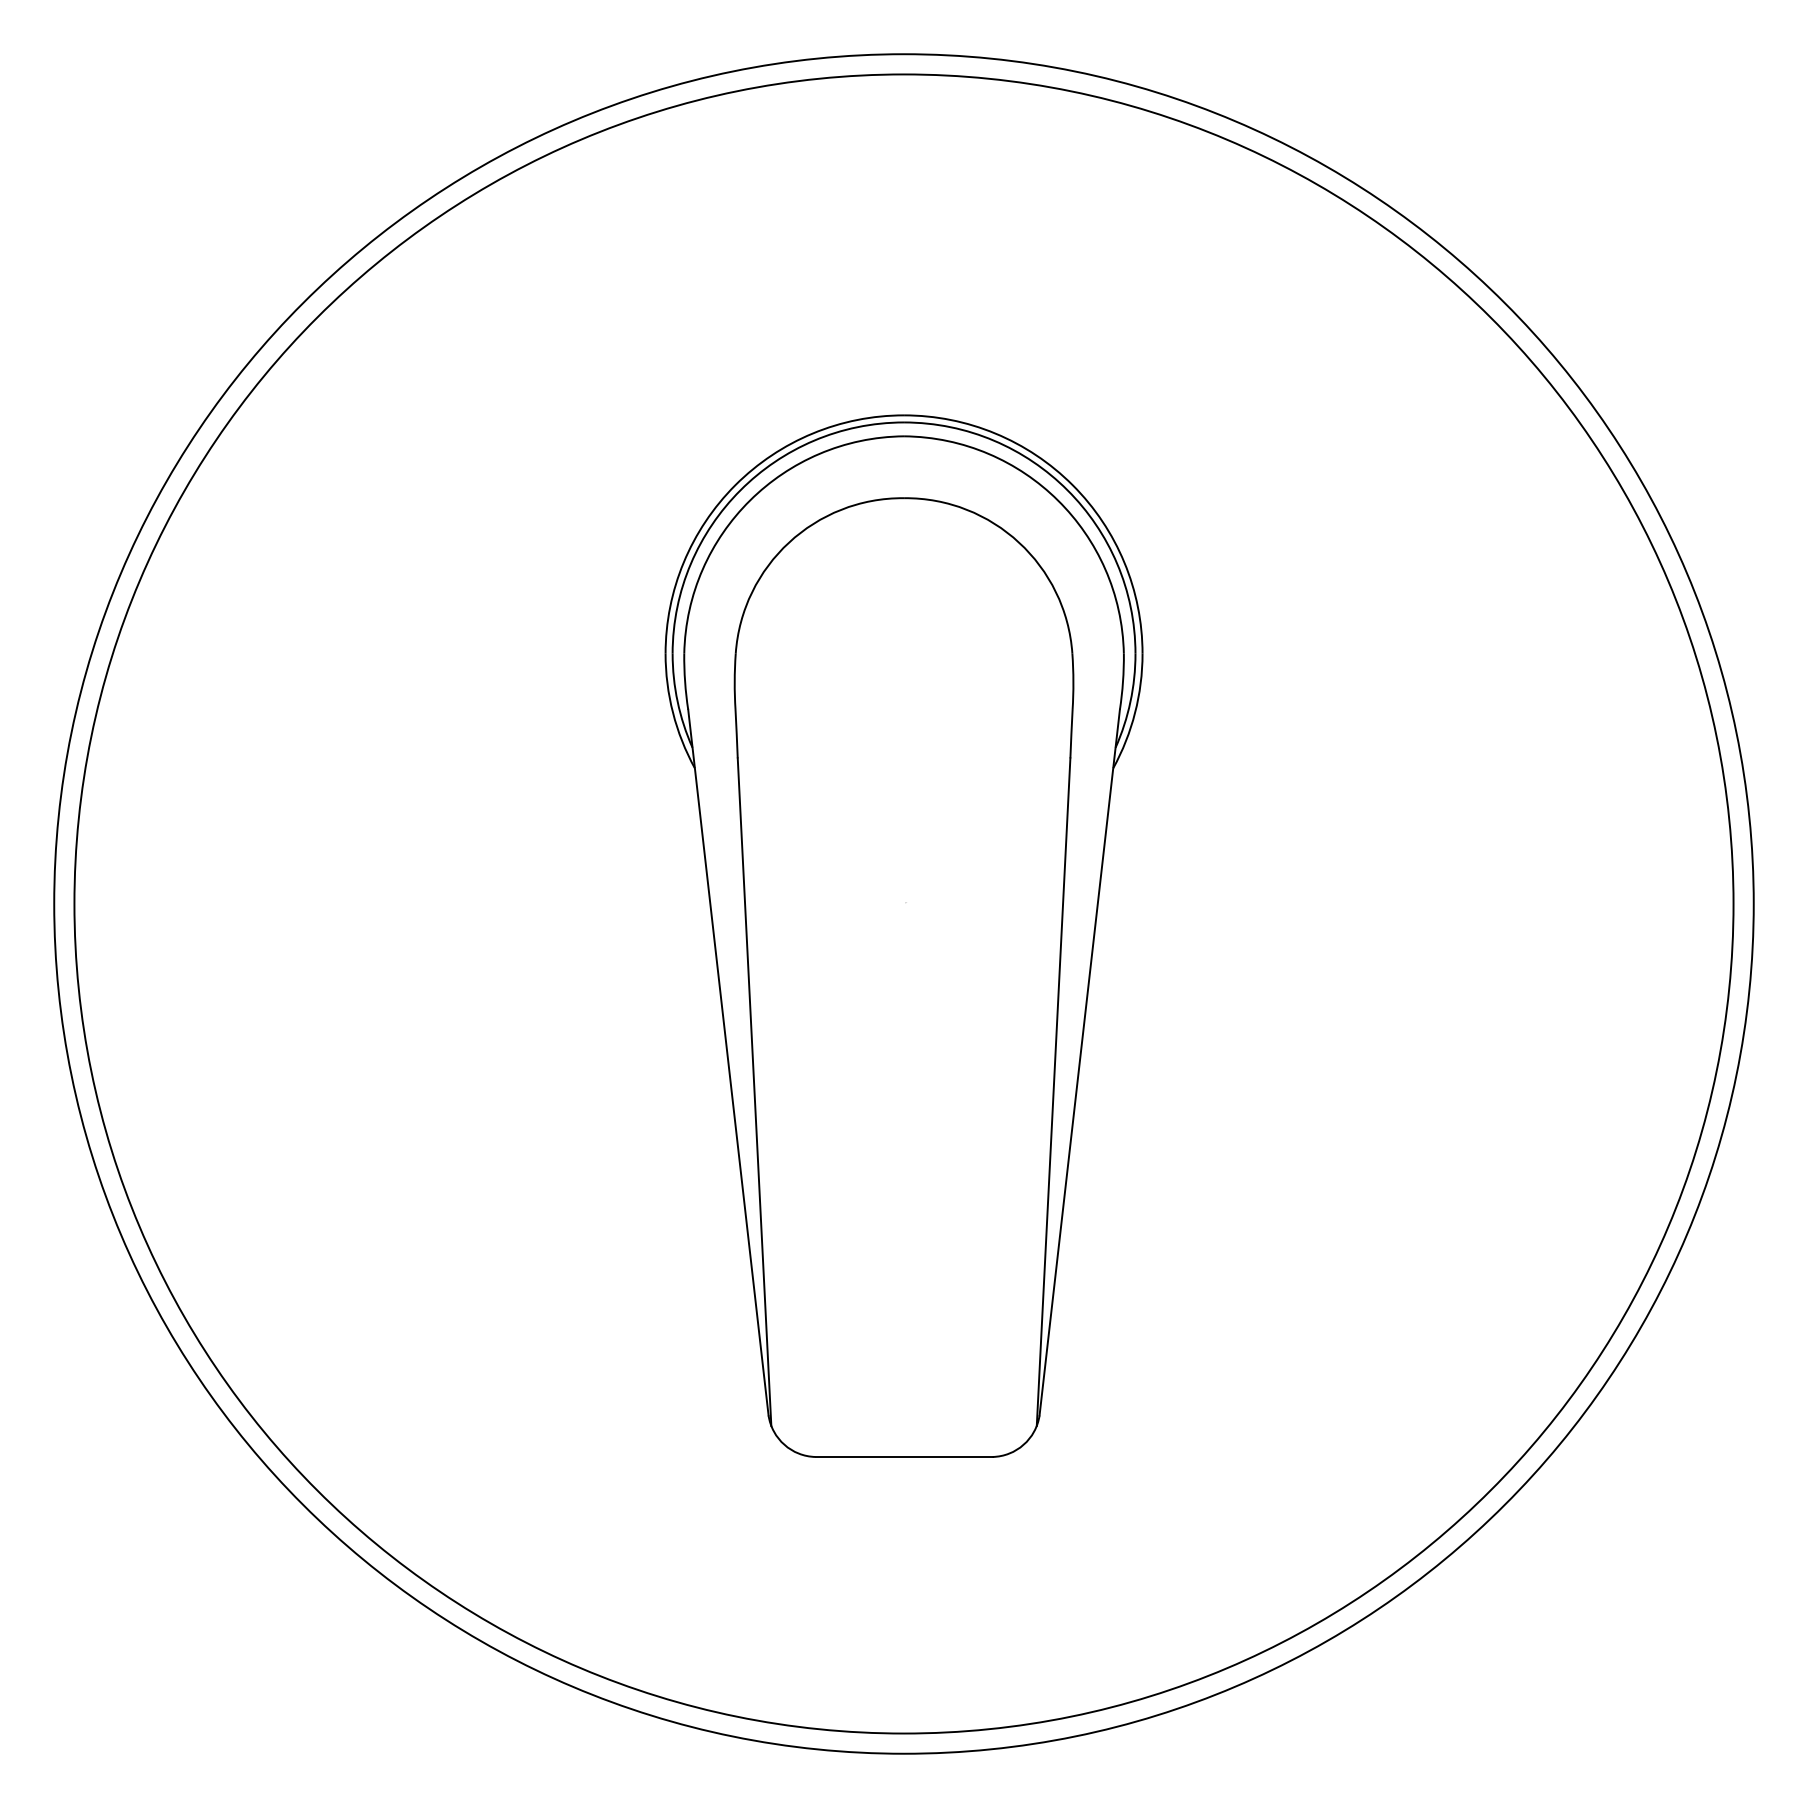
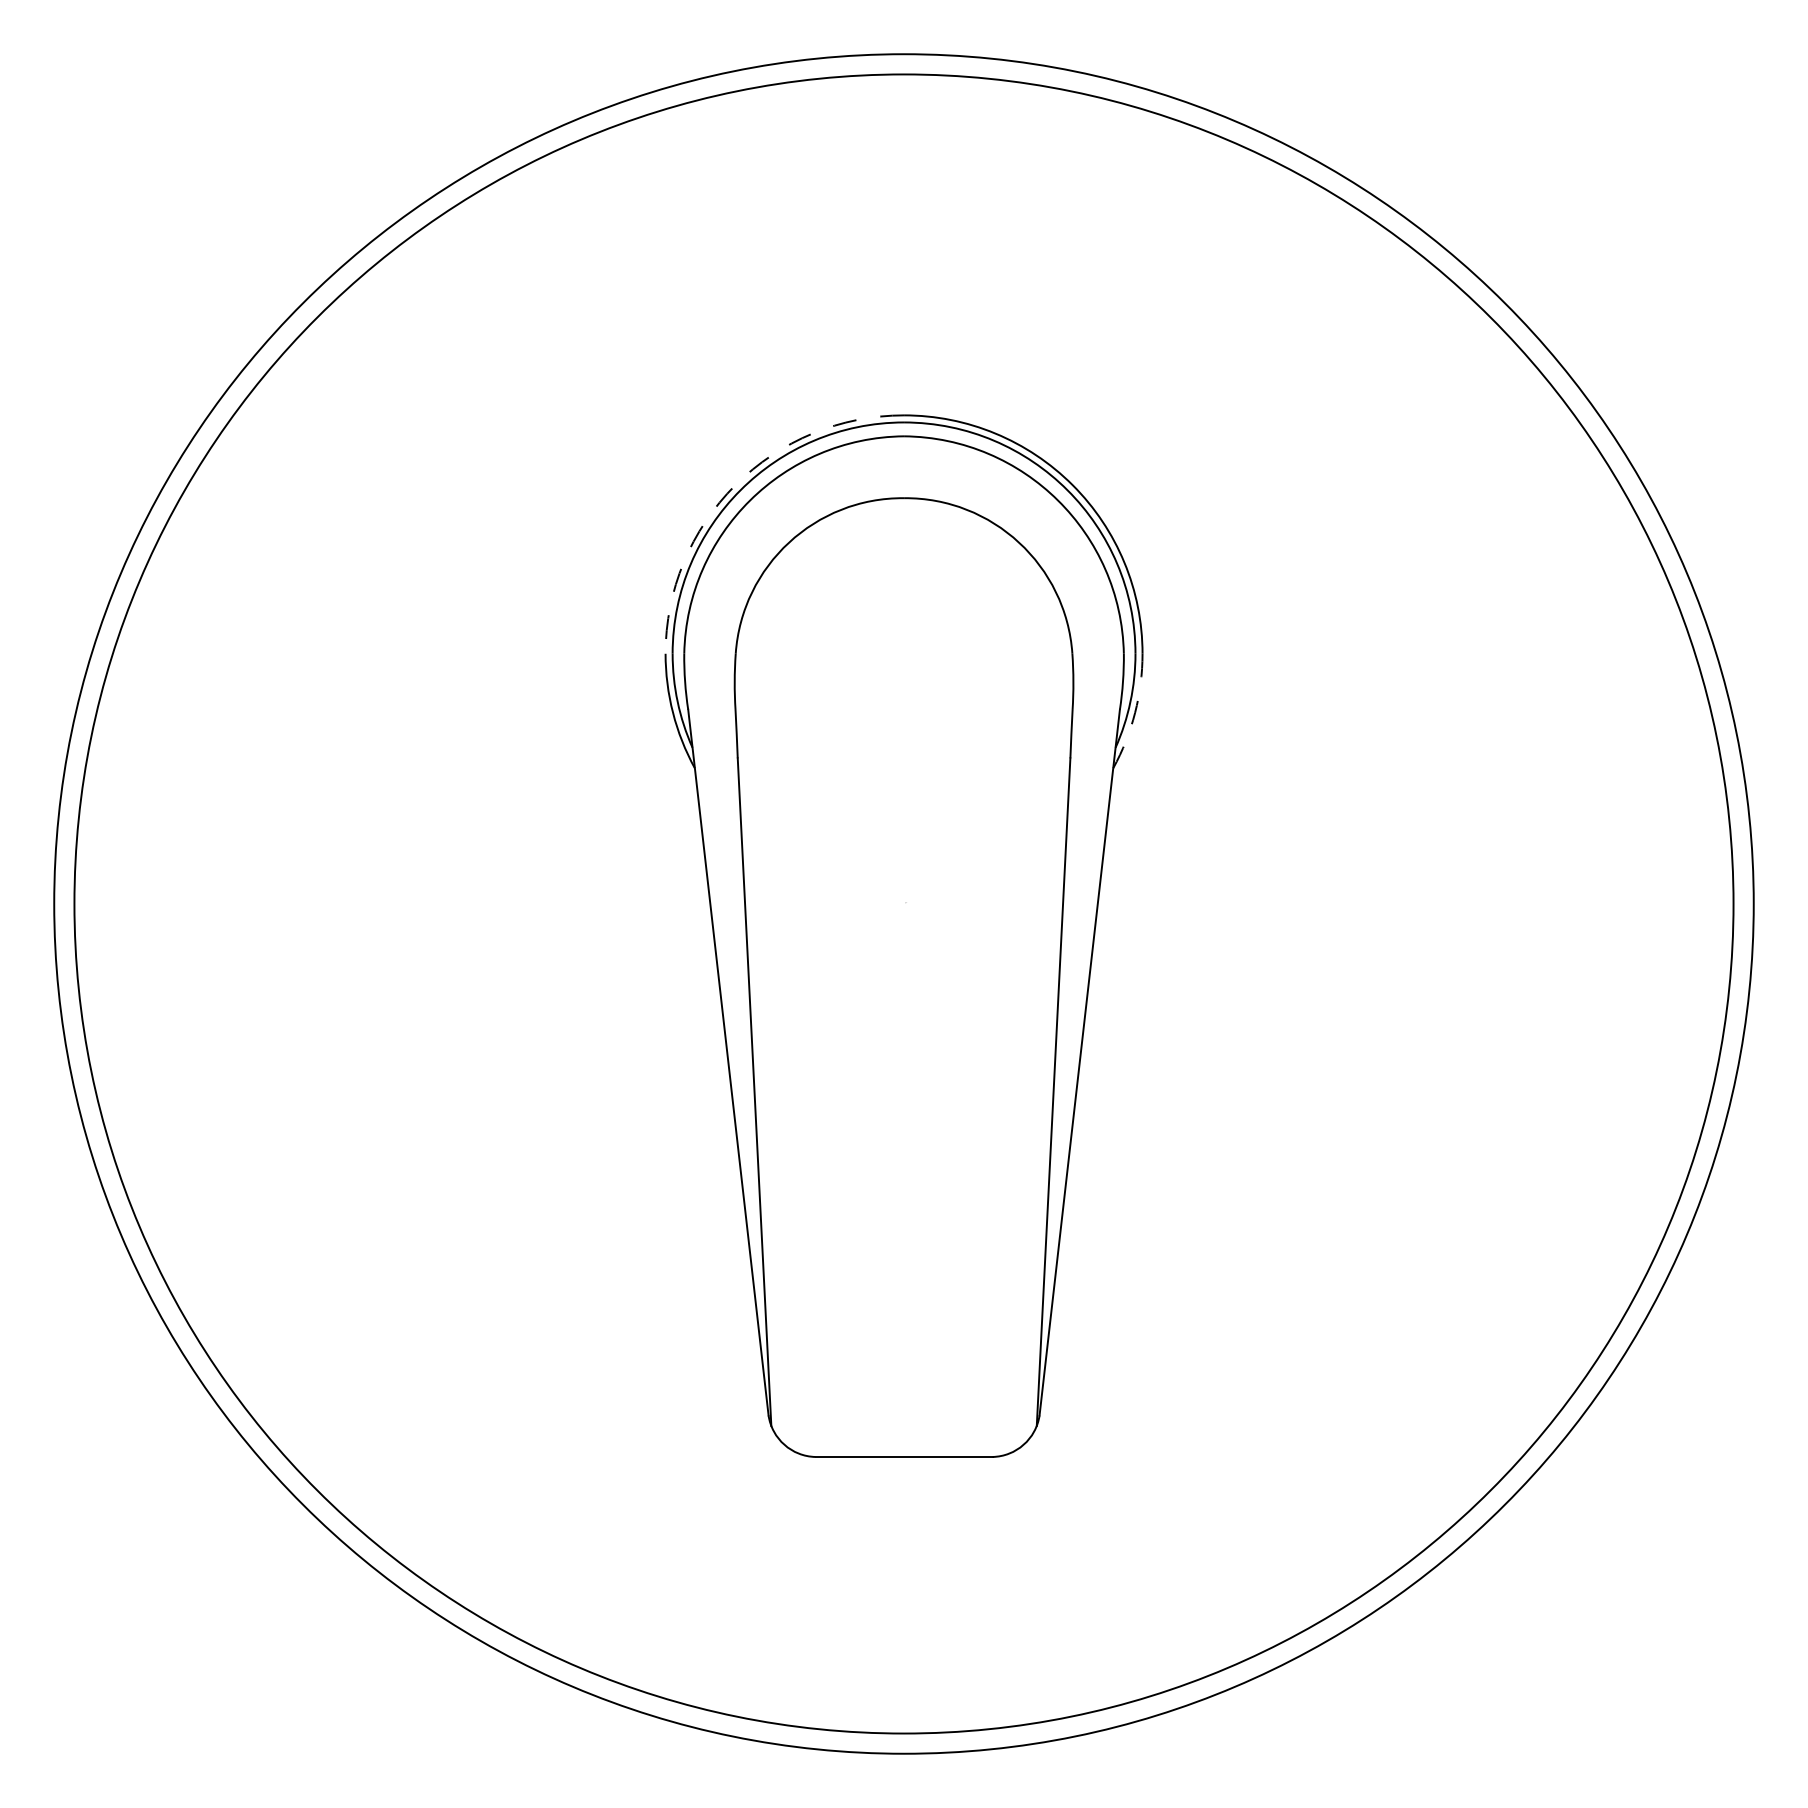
arc: solid -> dashed (735, 485)
arc: solid -> dashed (1135, 712)
